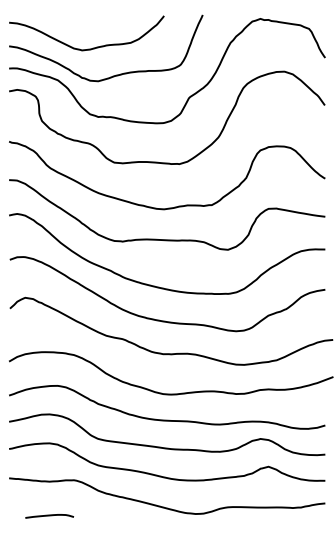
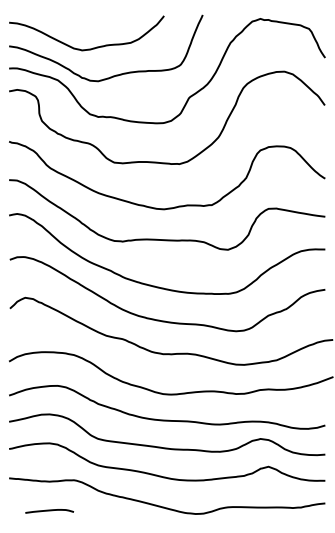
curve position: (49, 516) -> (49, 511) (49, 511)
